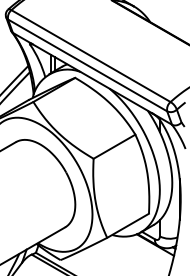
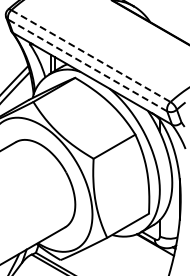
line: solid -> dashed (91, 56)
line: solid -> dashed (87, 65)
